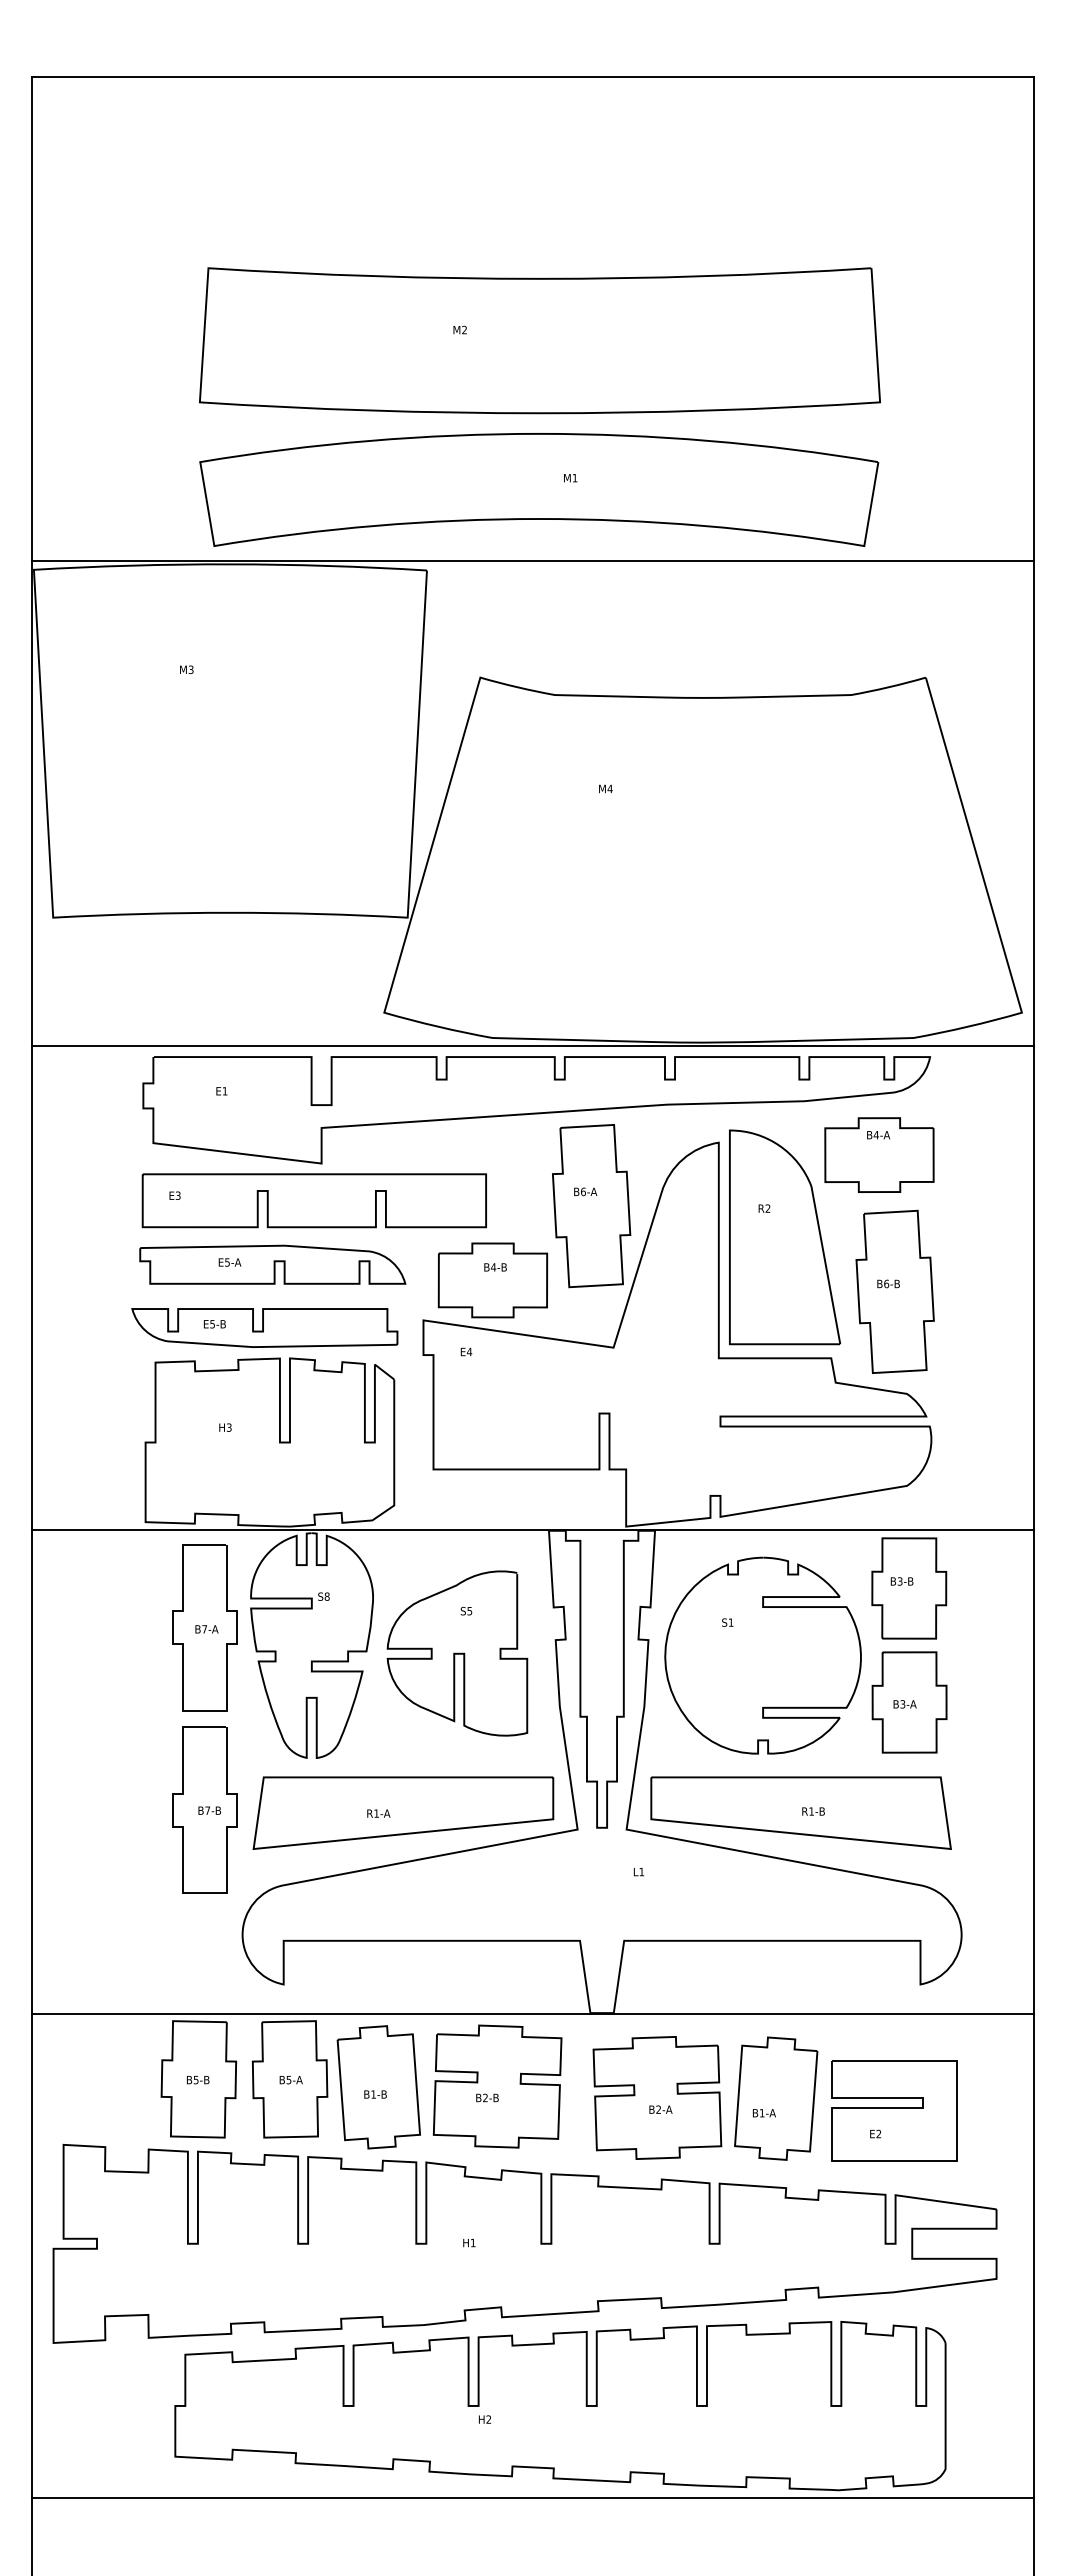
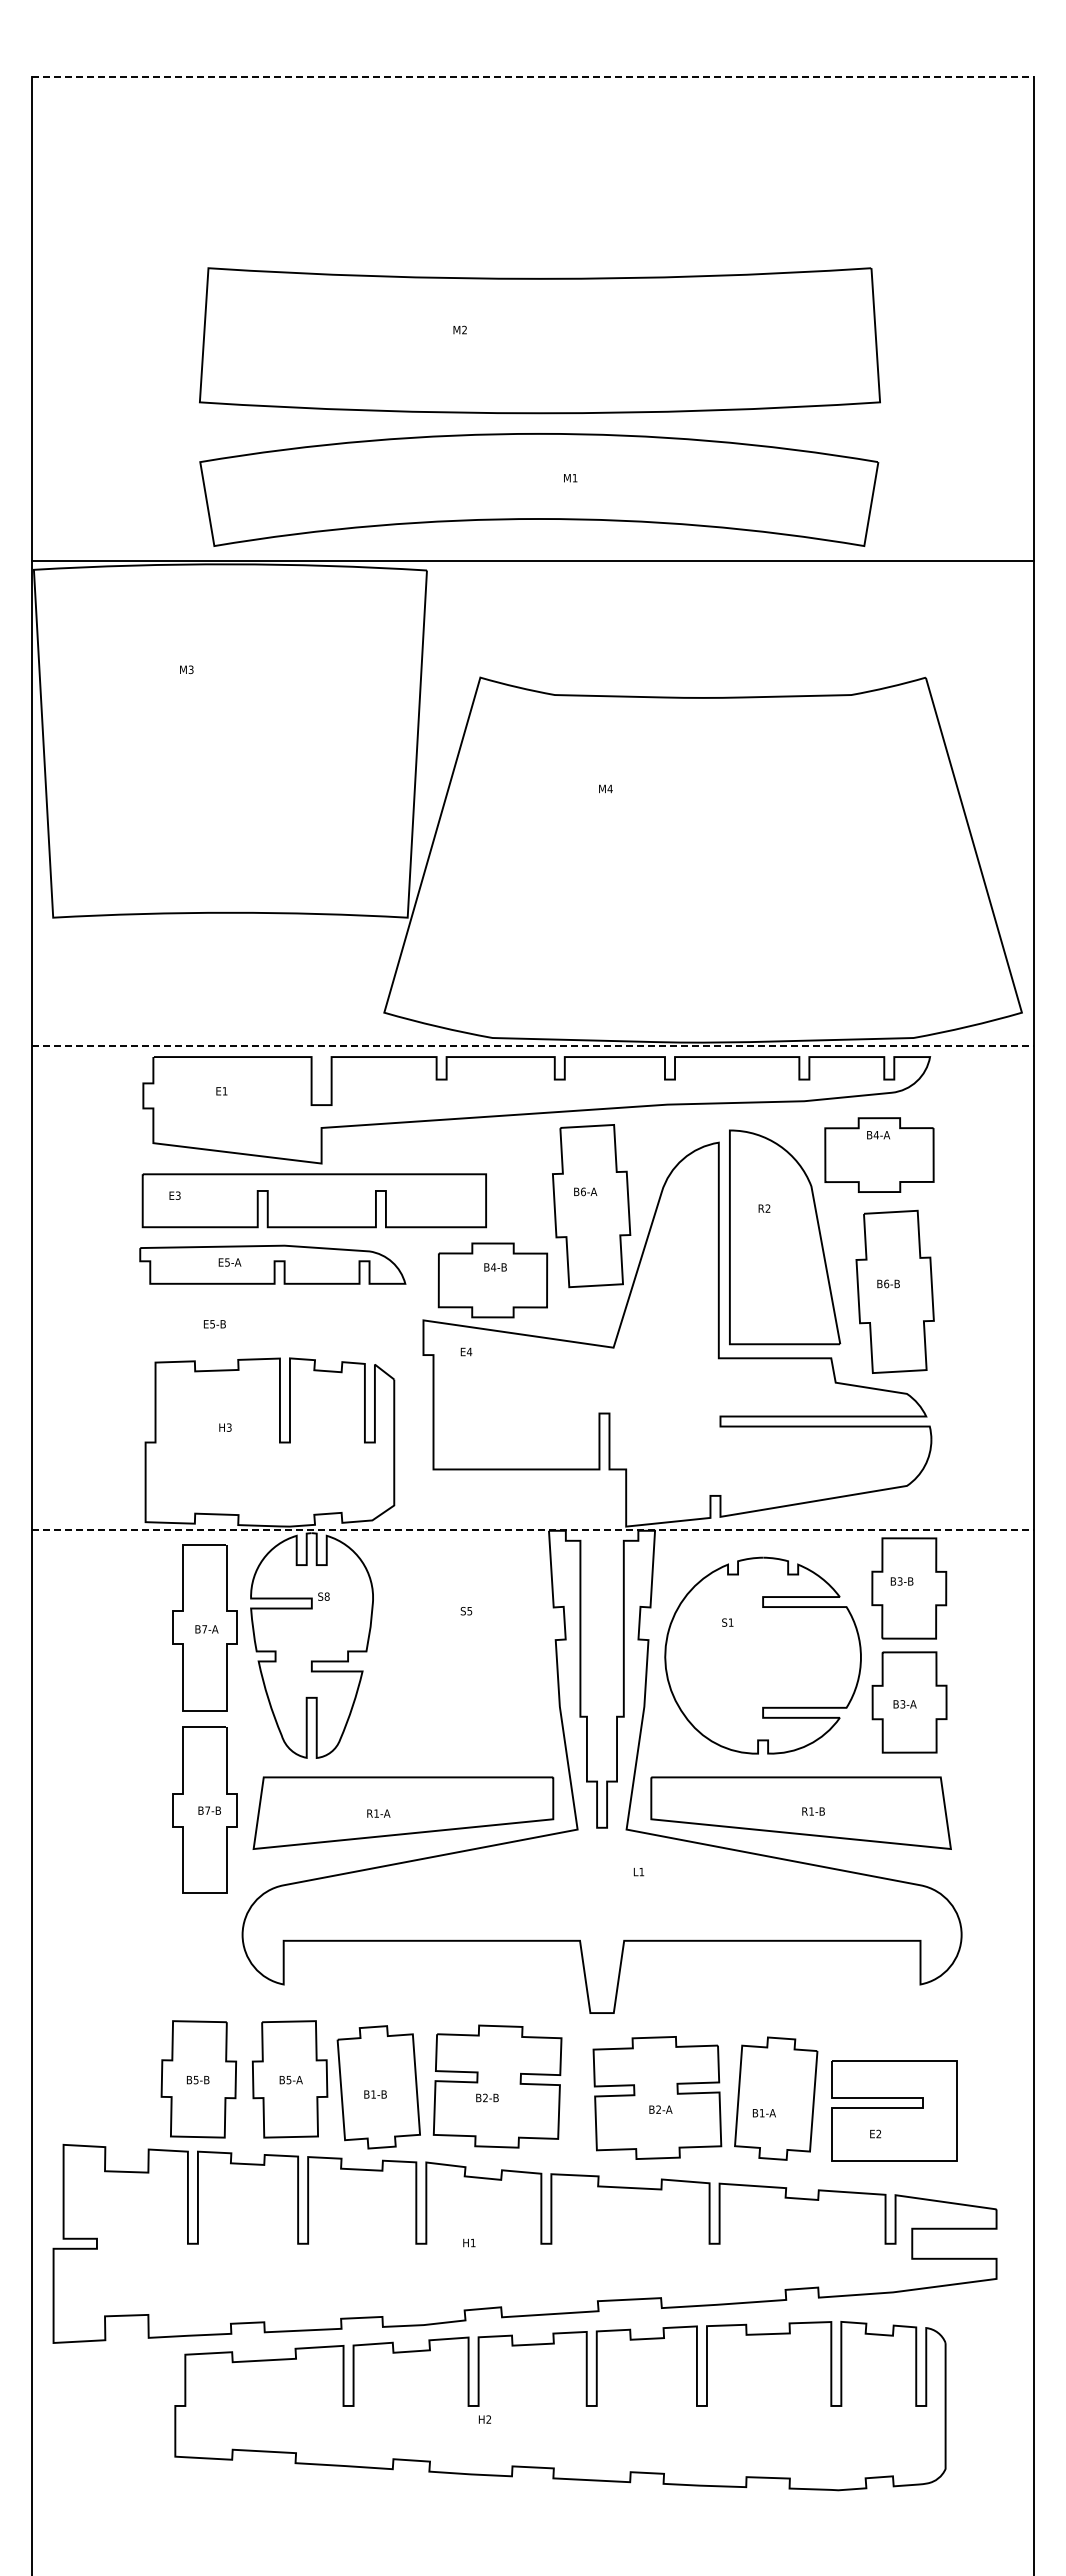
line: solid -> dashed (532, 77)
line: solid -> dashed (532, 1045)
curve: present -> none (263, 1327)
line: solid -> dashed (532, 1529)
curve: present -> none (457, 1653)
line: present -> none (532, 2013)
line: present -> none (532, 2498)
